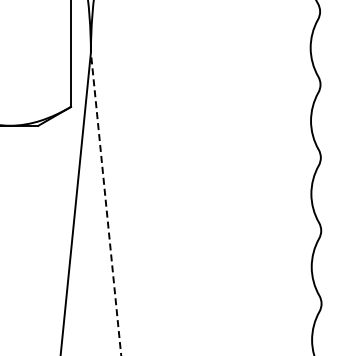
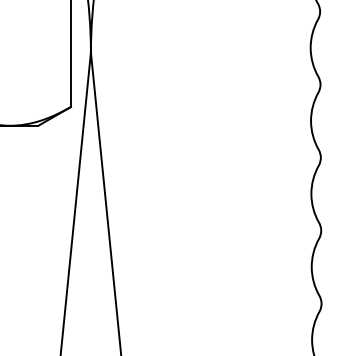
line: dashed -> solid (106, 203)
